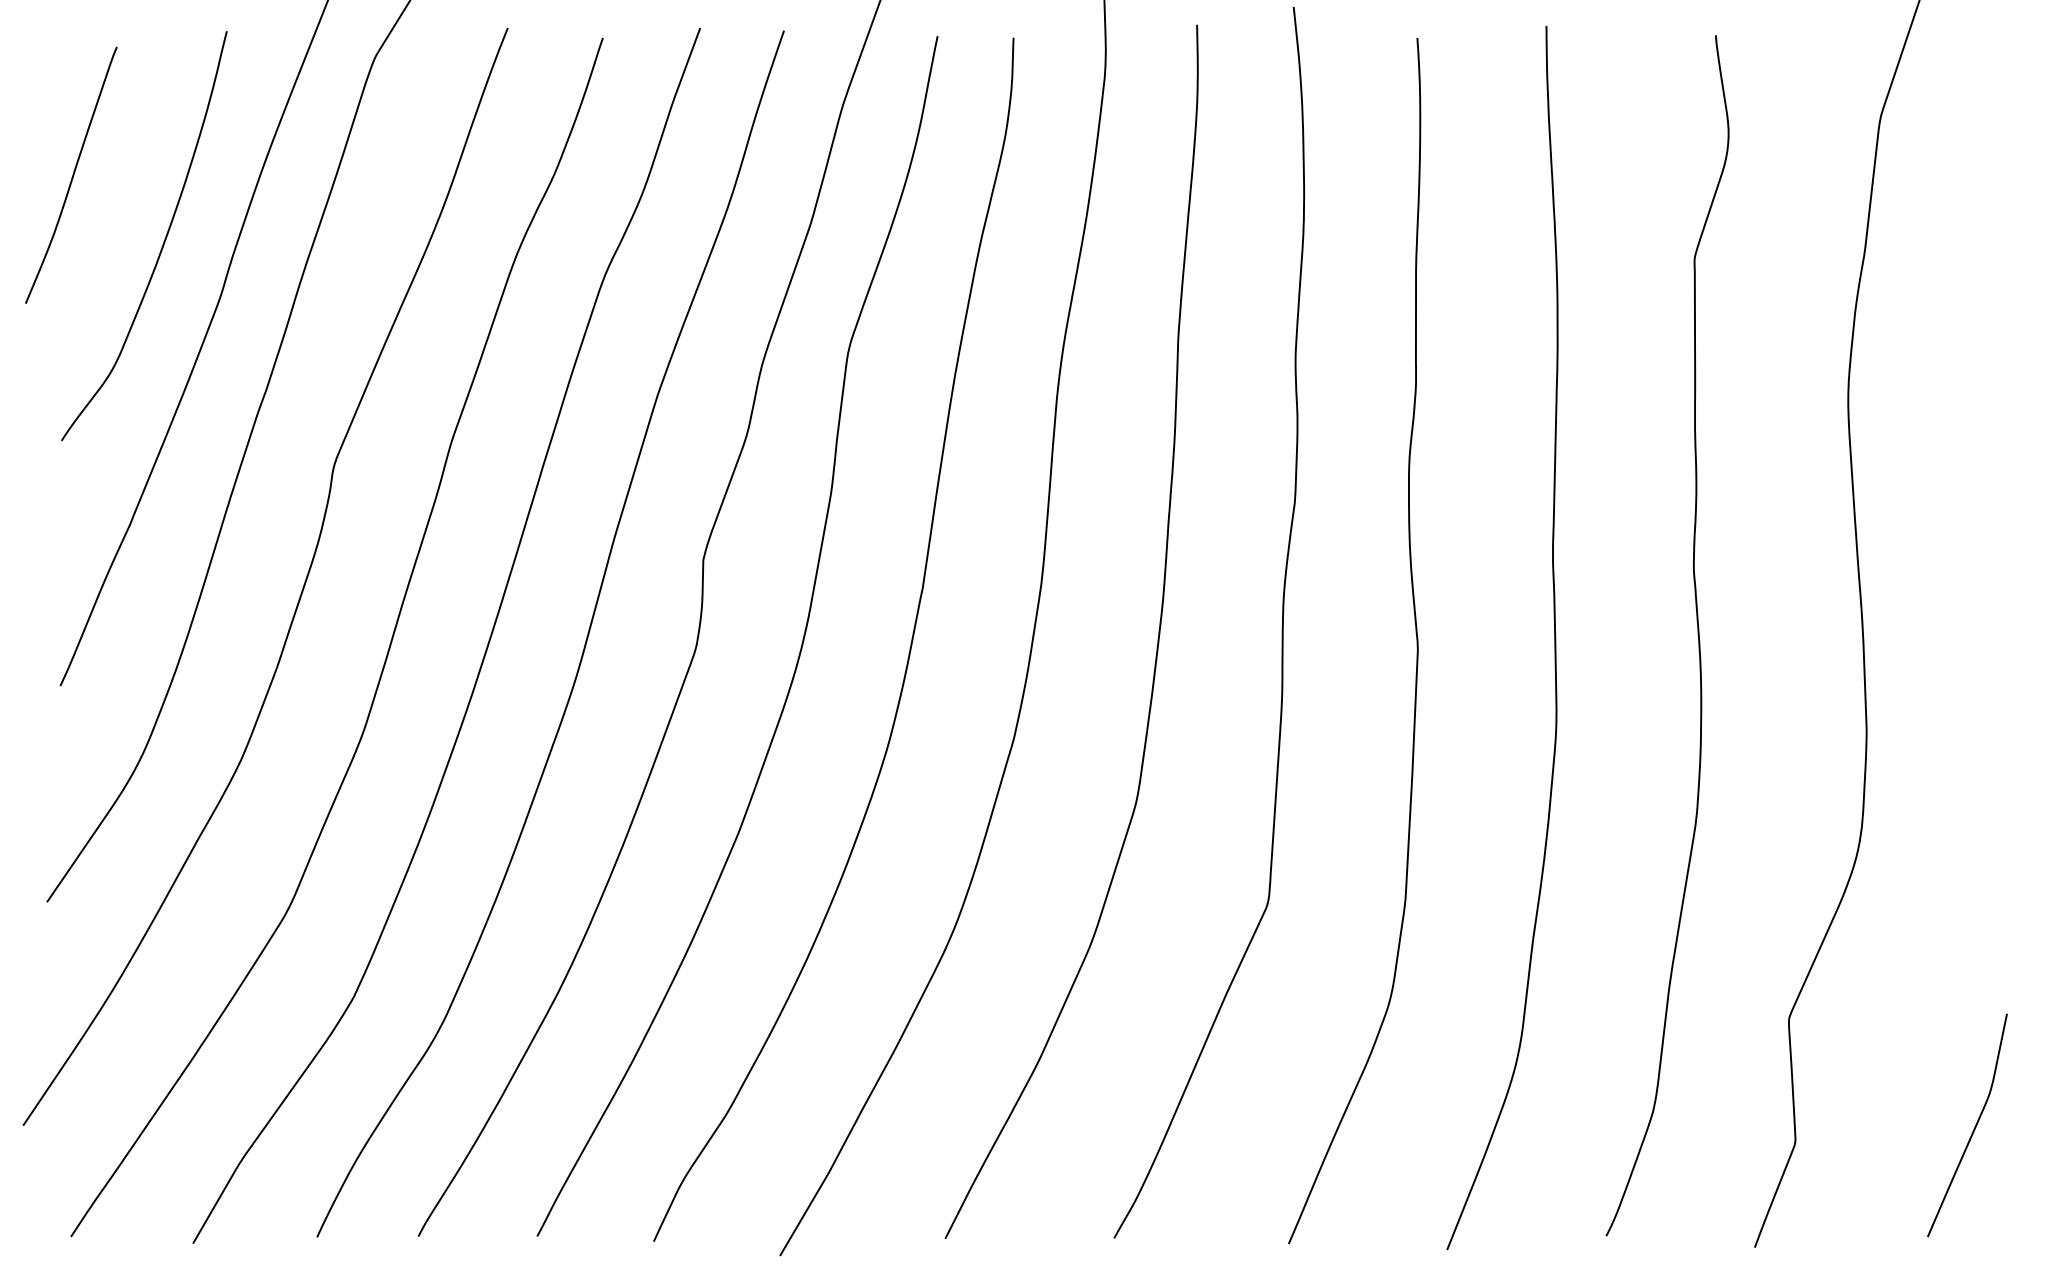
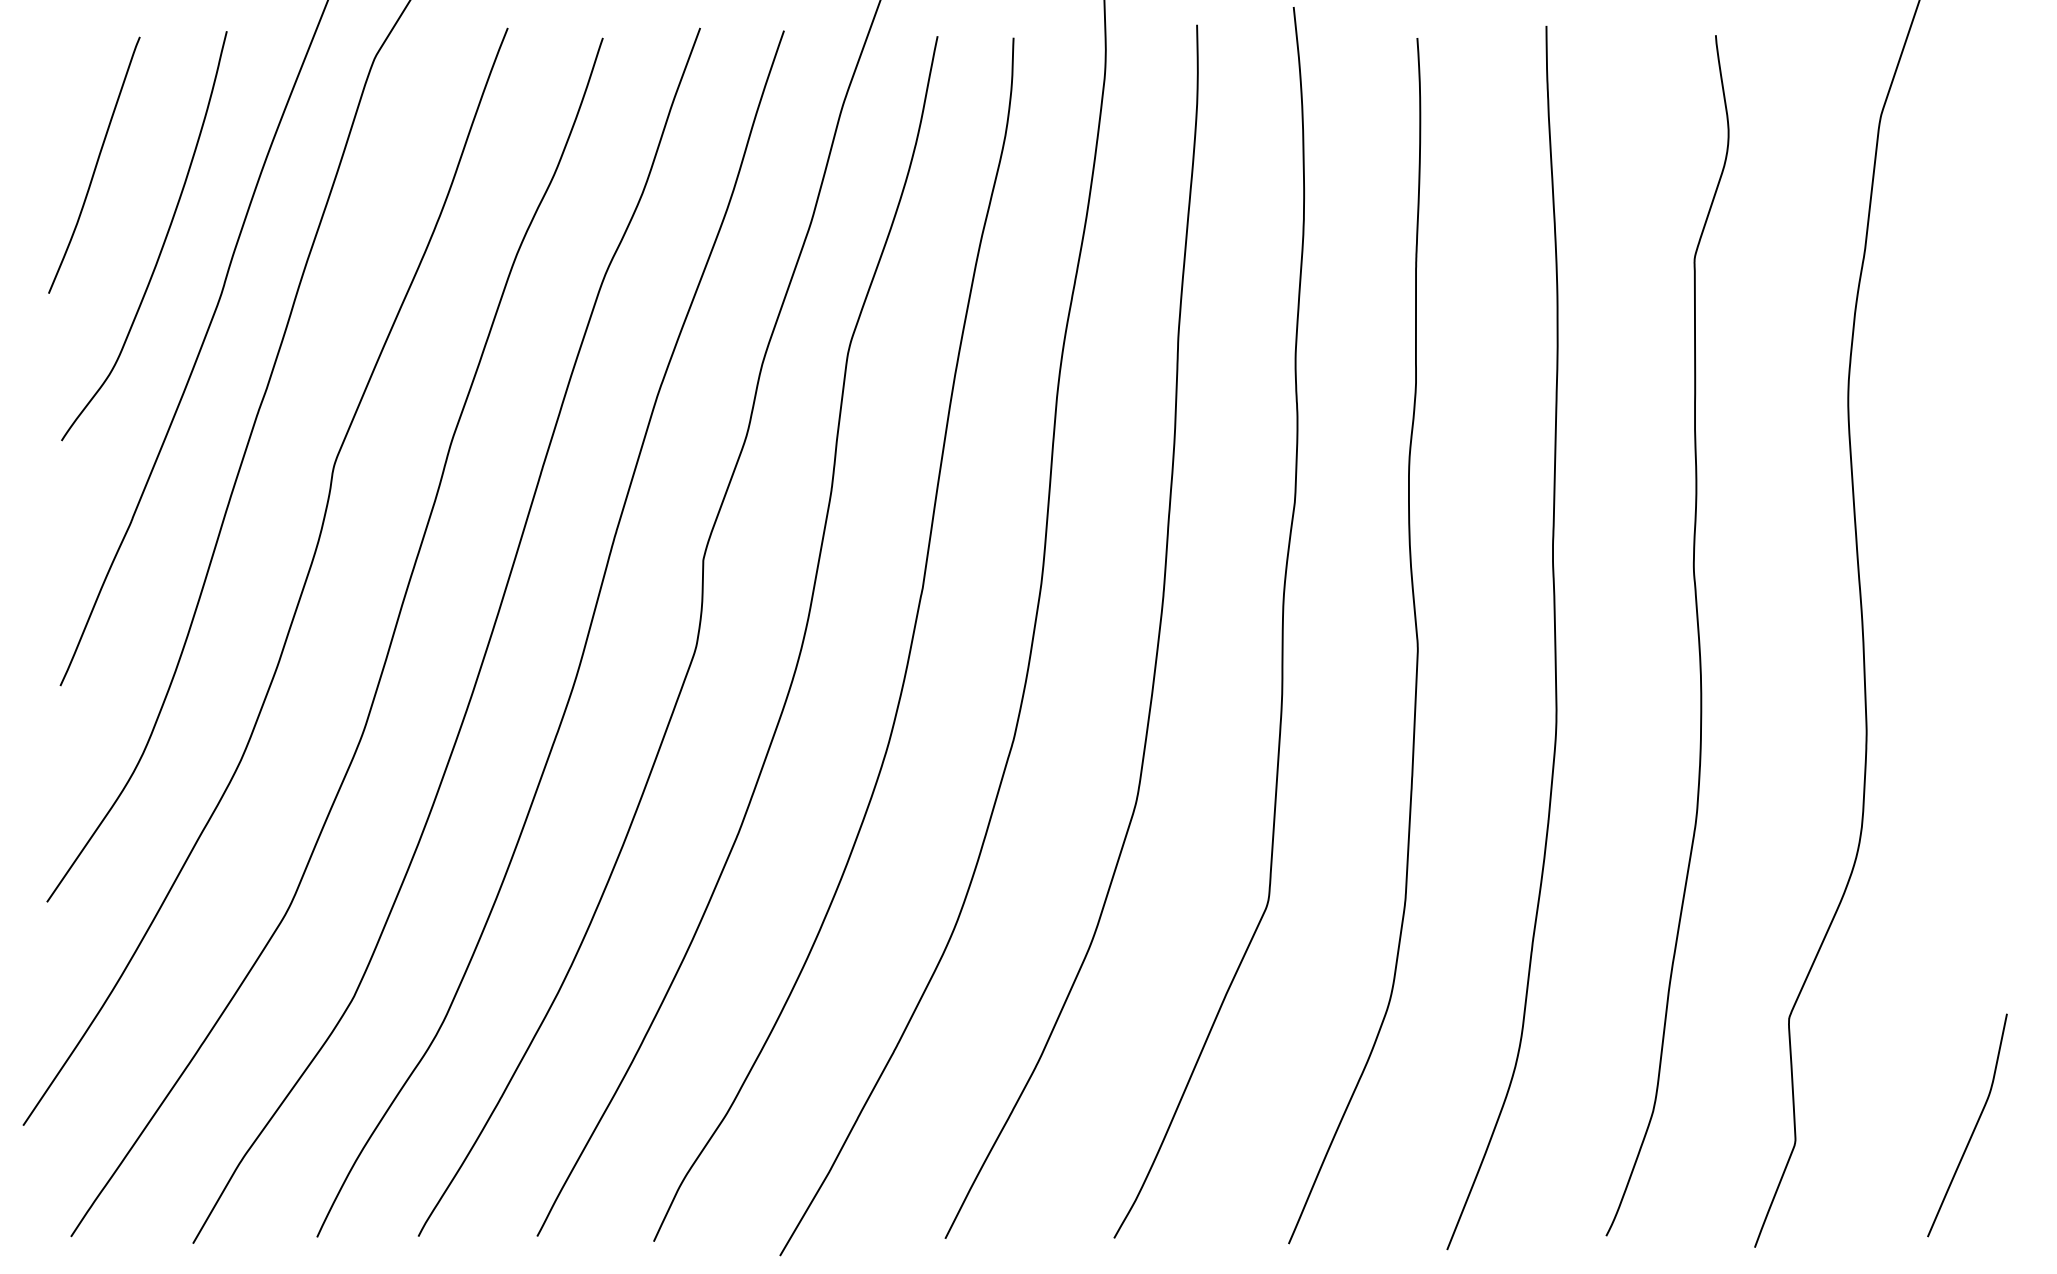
curve position: (72, 174) -> (95, 164) (95, 164)
